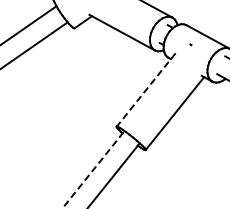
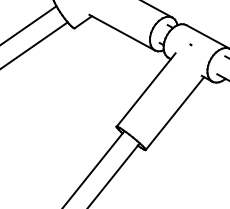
line: dashed -> solid (145, 90)
line: dashed -> solid (93, 170)
